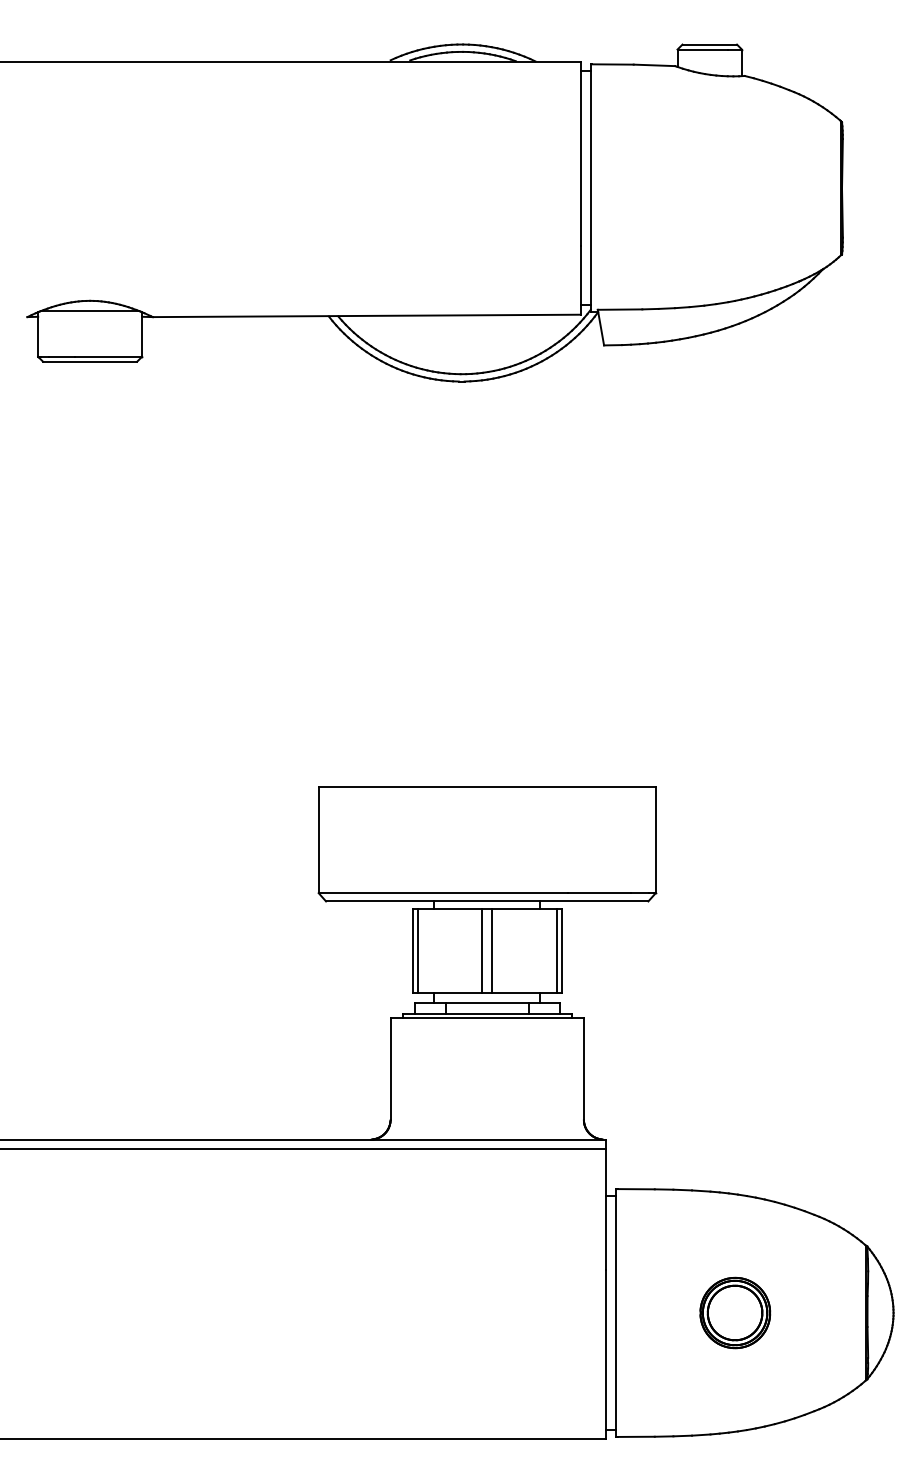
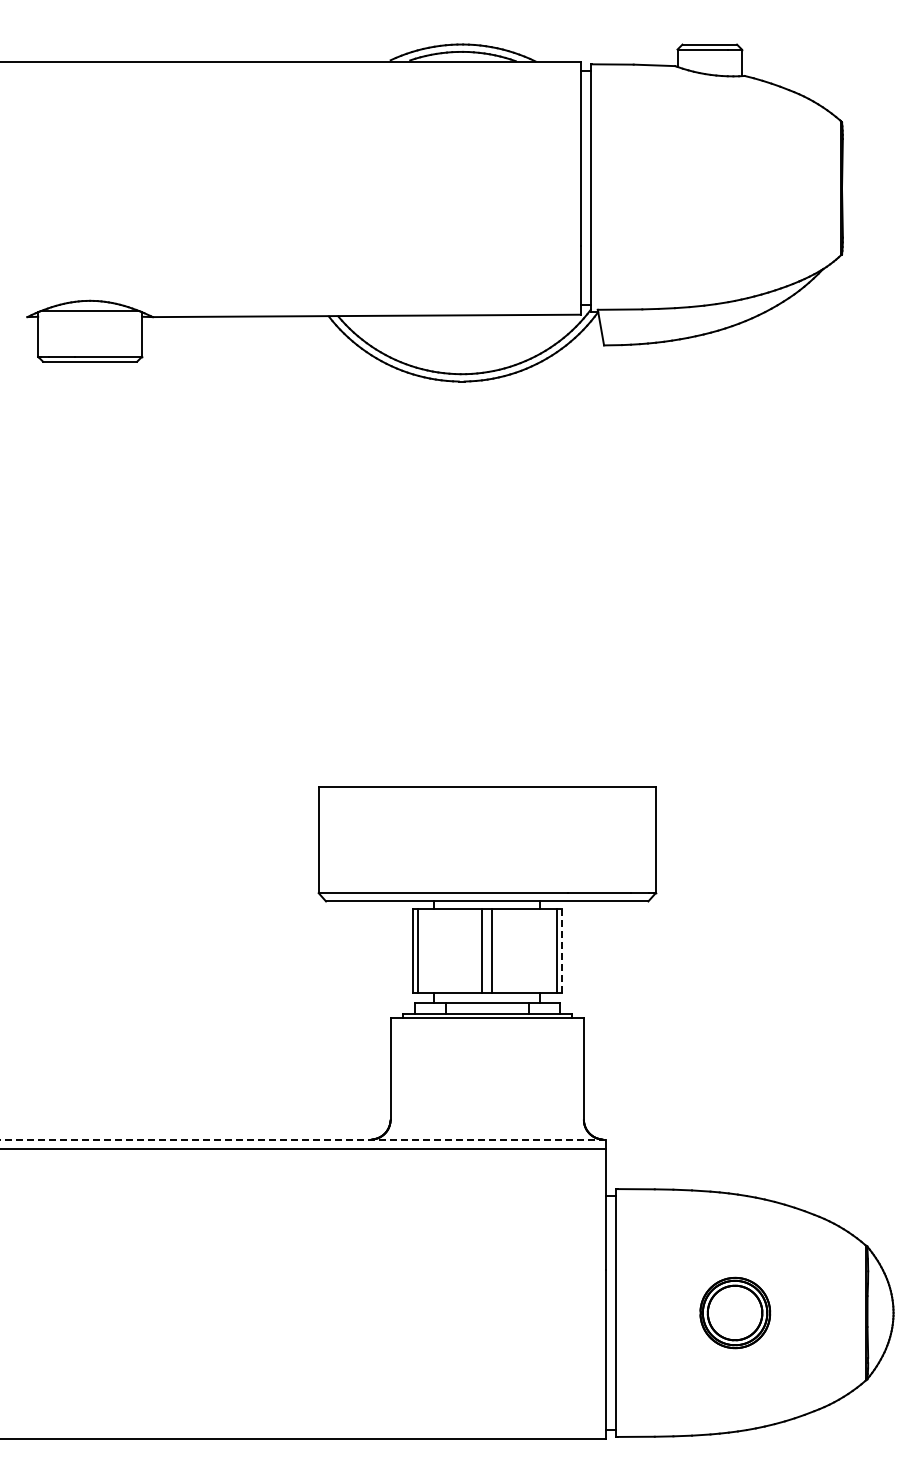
line: solid -> dashed (561, 951)
line: solid -> dashed (303, 1139)
